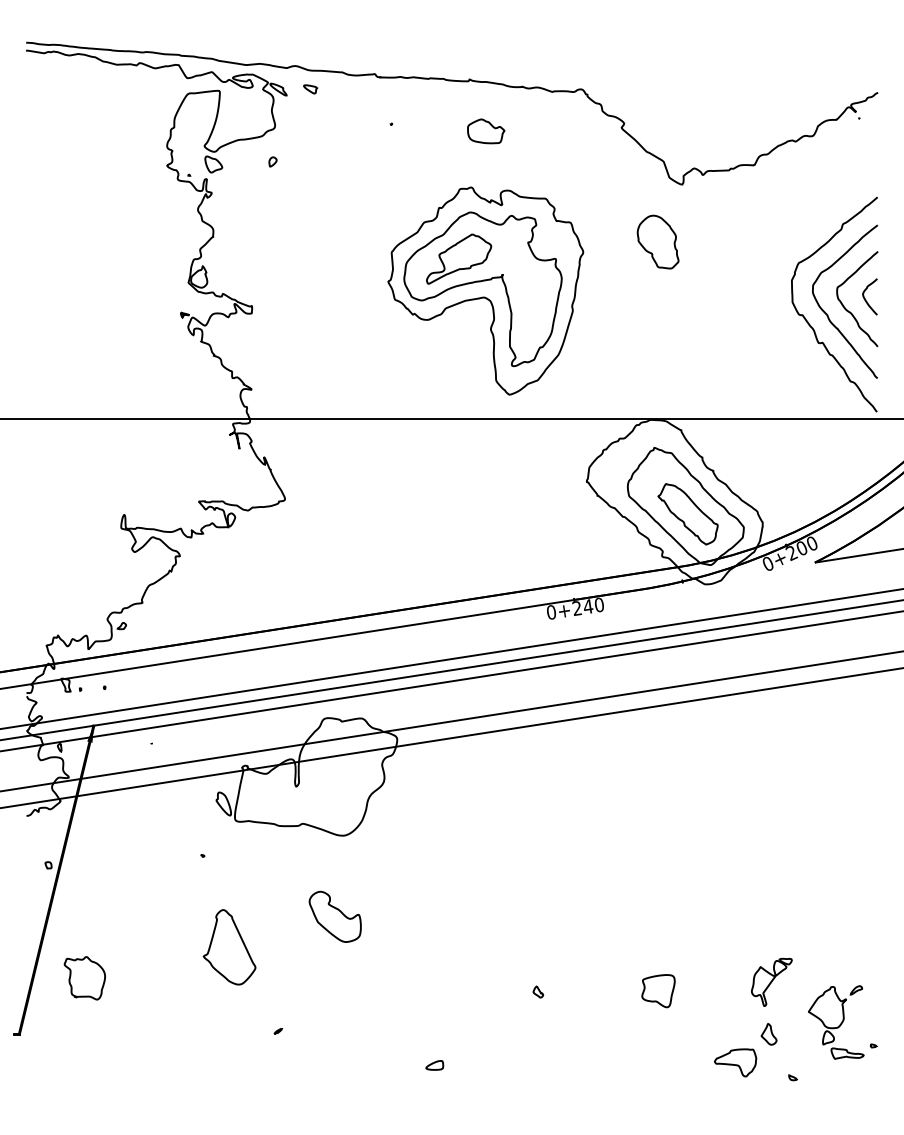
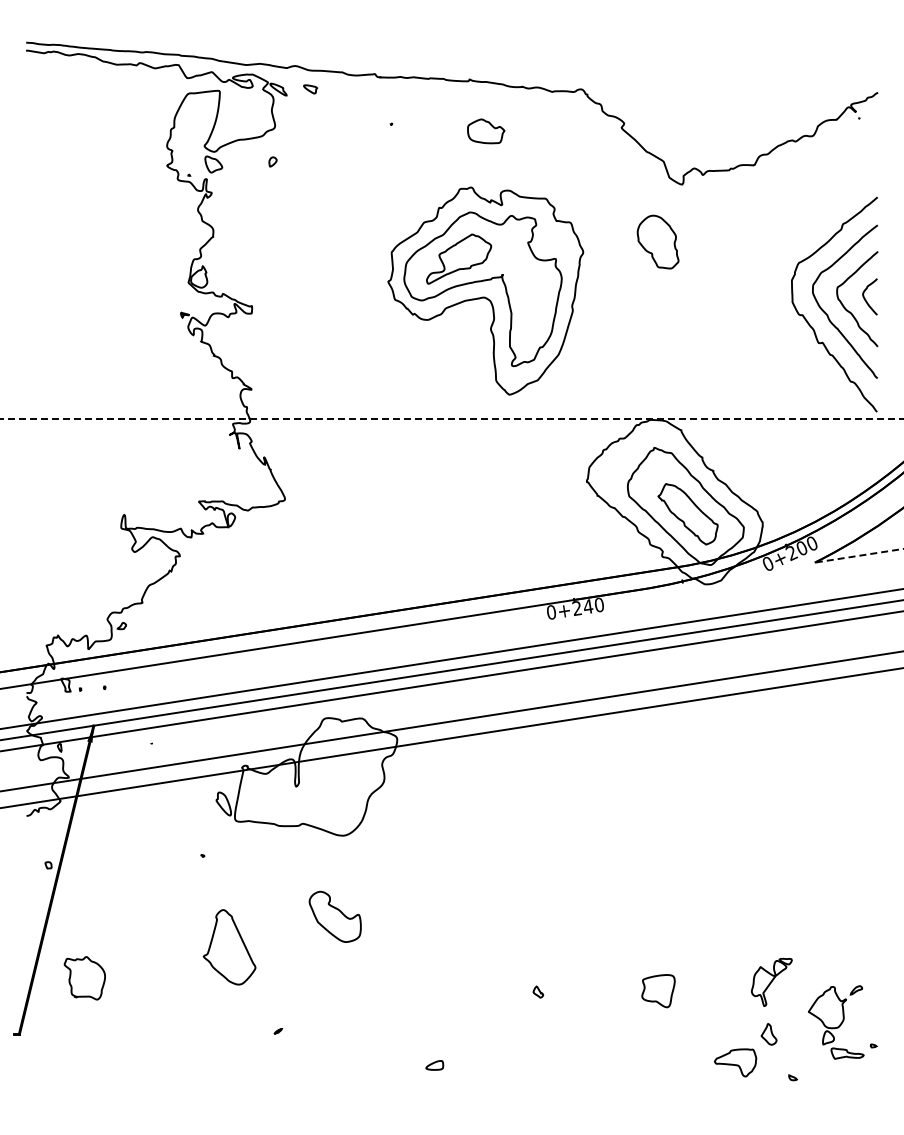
line: solid -> dashed (452, 418)
line: solid -> dashed (859, 555)
